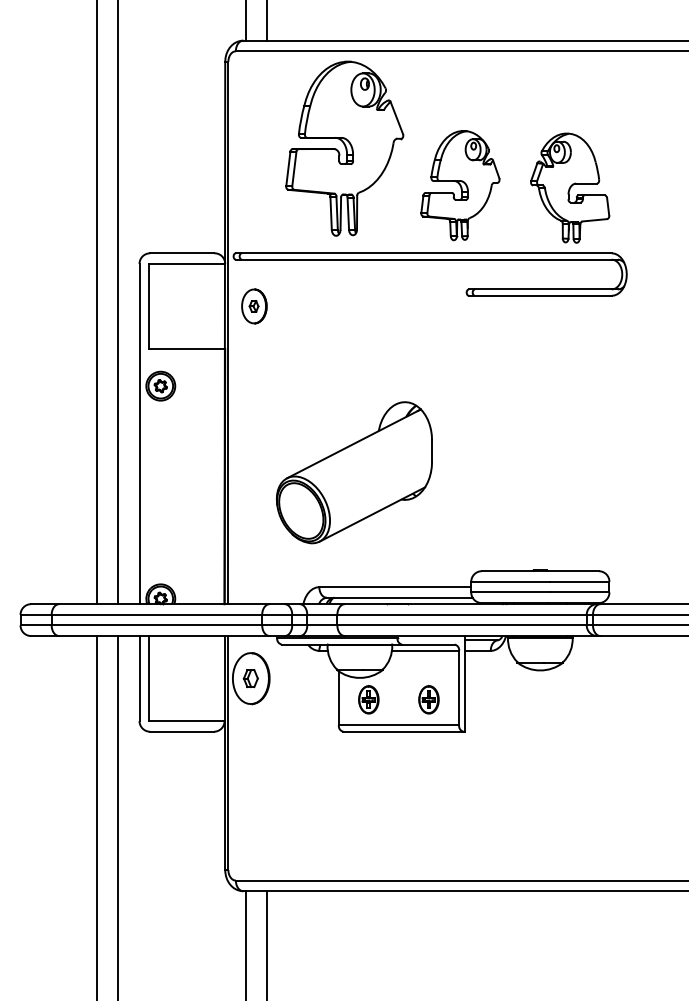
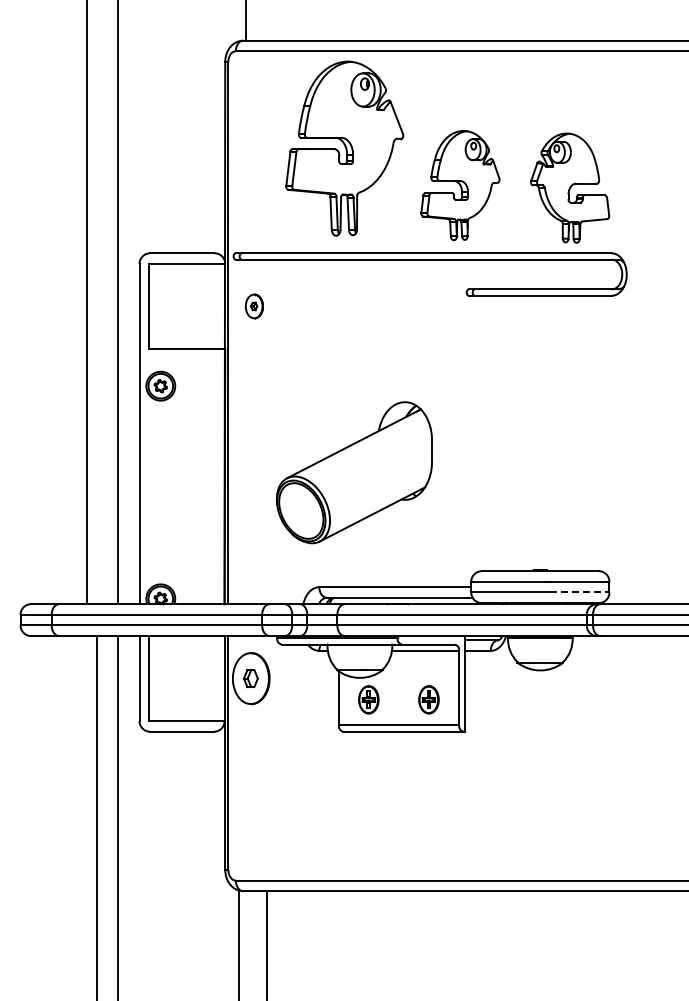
line: present -> none (267, 21)
line position: (97, 303) -> (87, 303) (87, 303)
part size: 27x37 px -> 20x27 px (253, 306)
line: solid -> dashed (579, 592)
line position: (245, 944) -> (238, 944) (238, 944)
